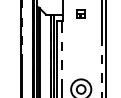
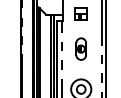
part size: 10x10 px -> 14x14 px (80, 13)
part: none -> present (80, 48)
